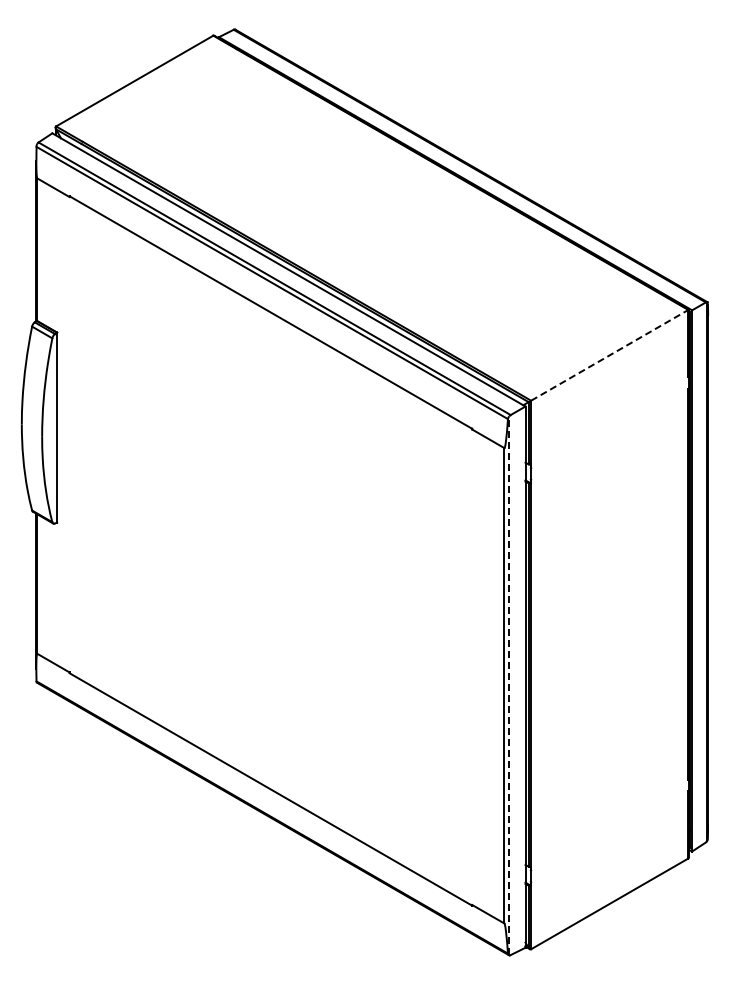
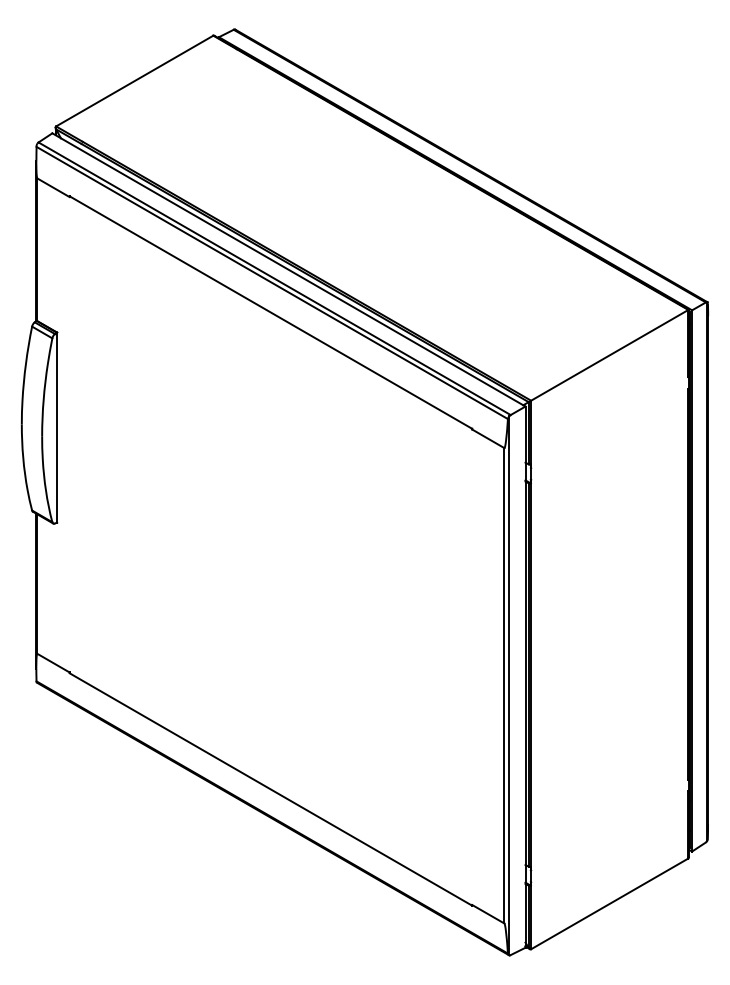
line: dashed -> solid (609, 355)
line: dashed -> solid (509, 685)
